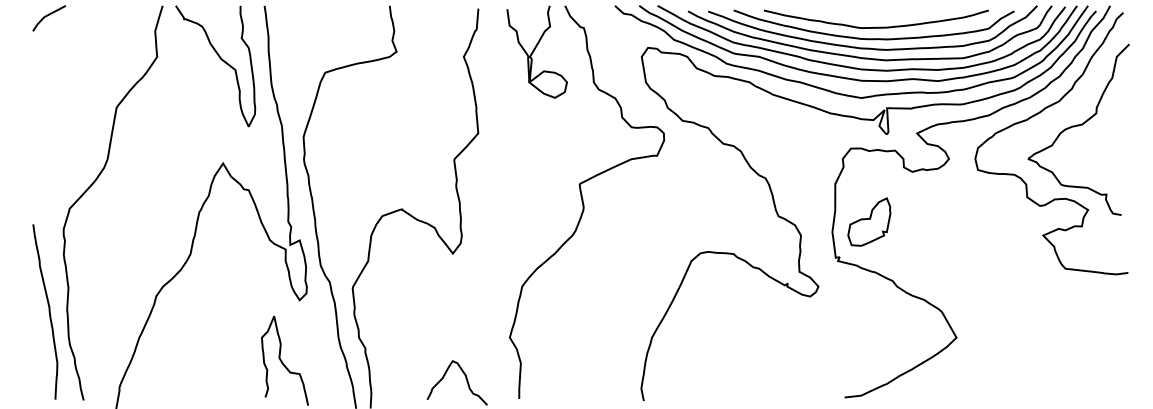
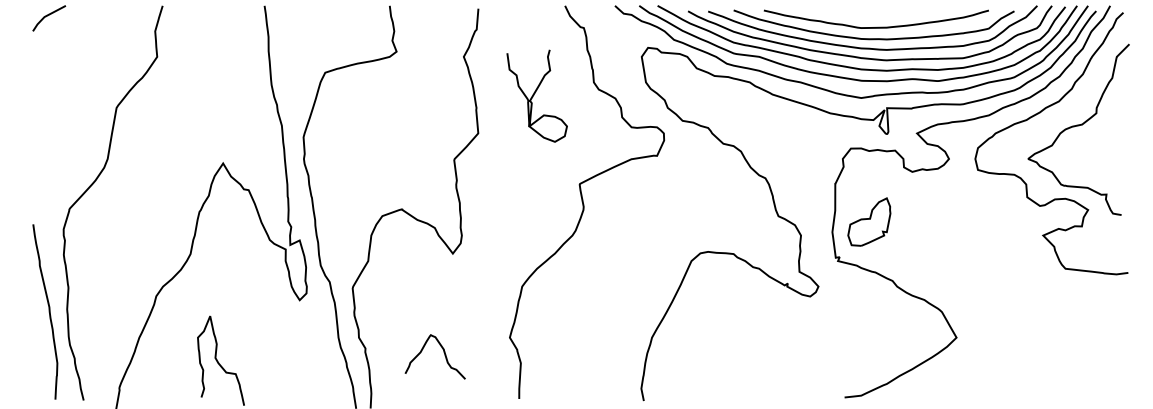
curve position: (534, 51) -> (534, 95) (534, 95)
curve: present -> none (221, 60)
curve position: (282, 361) -> (218, 361) (218, 361)
curve position: (465, 378) -> (443, 352) (443, 352)
